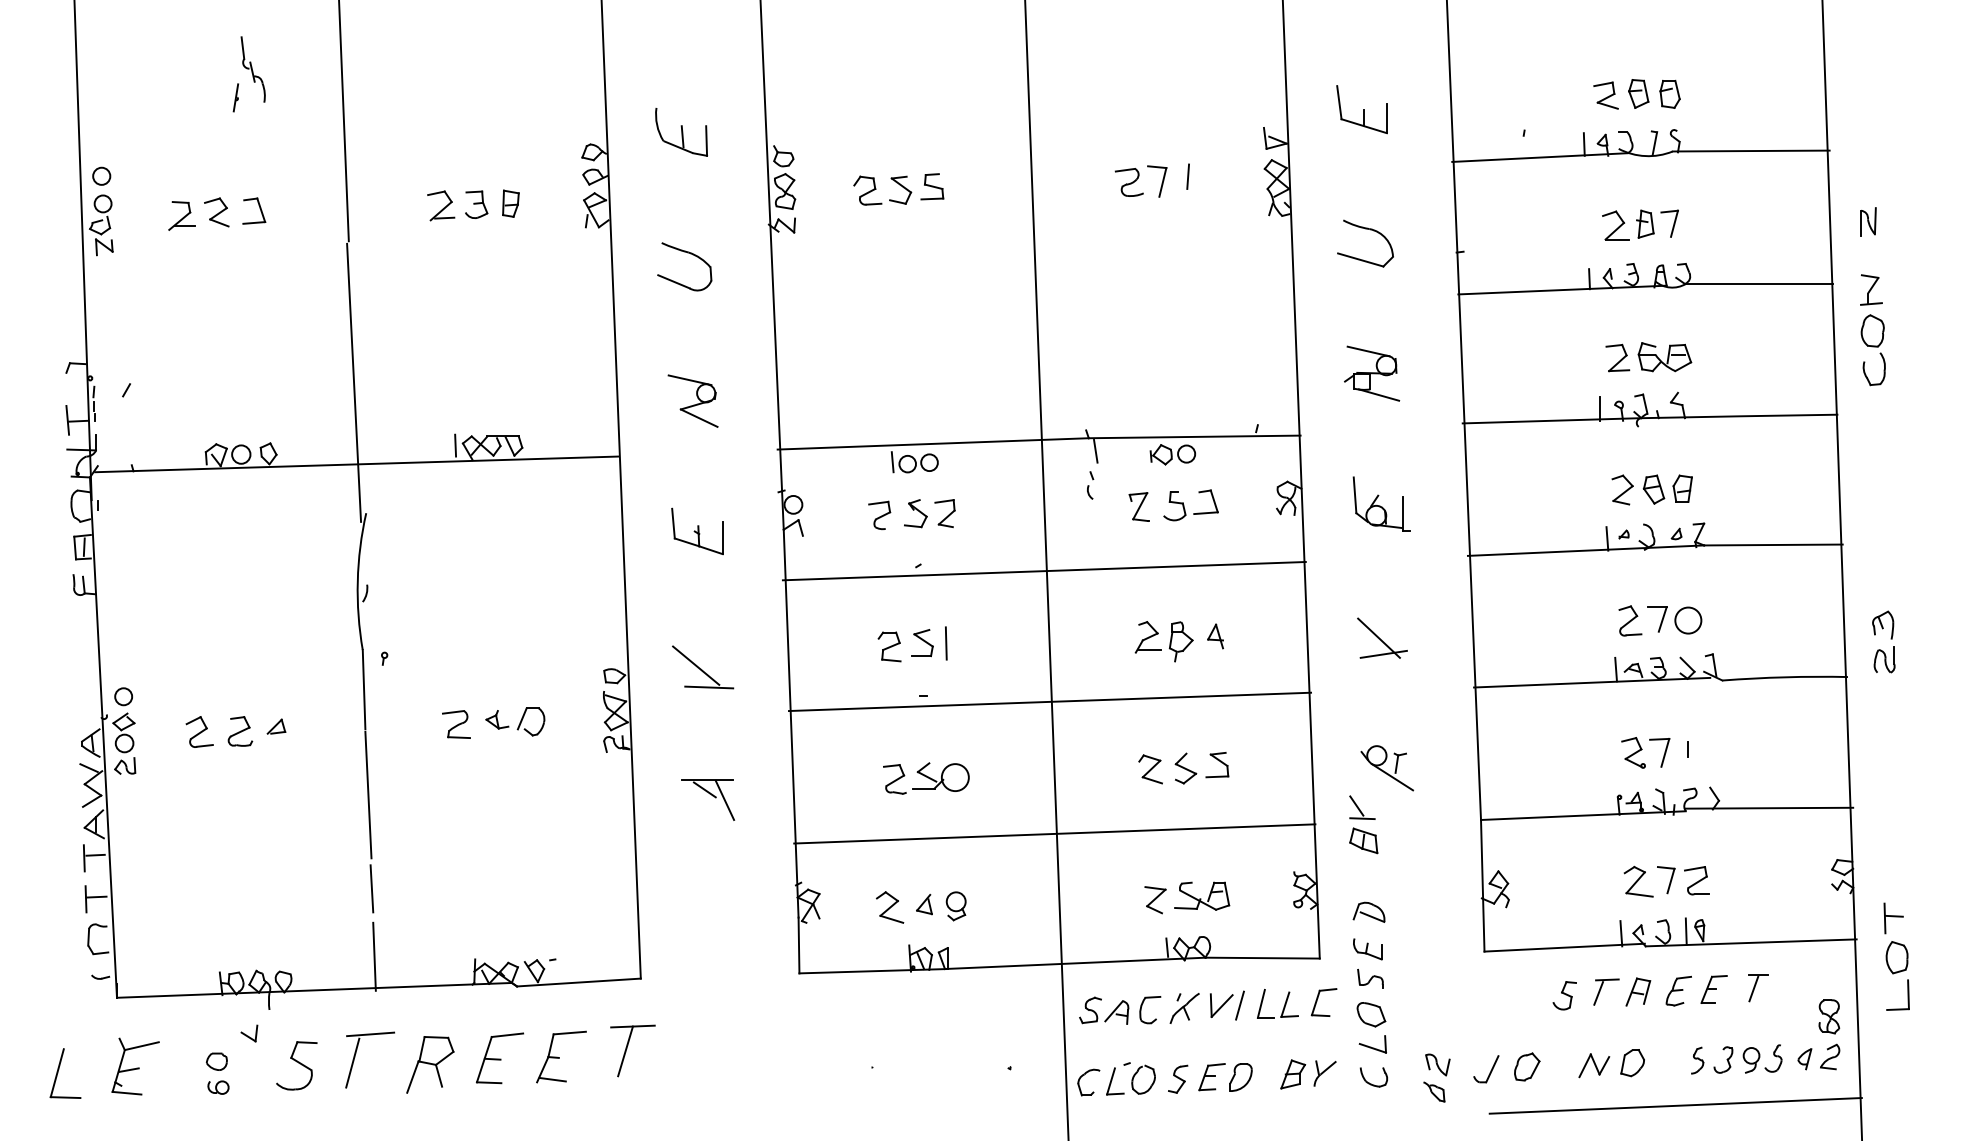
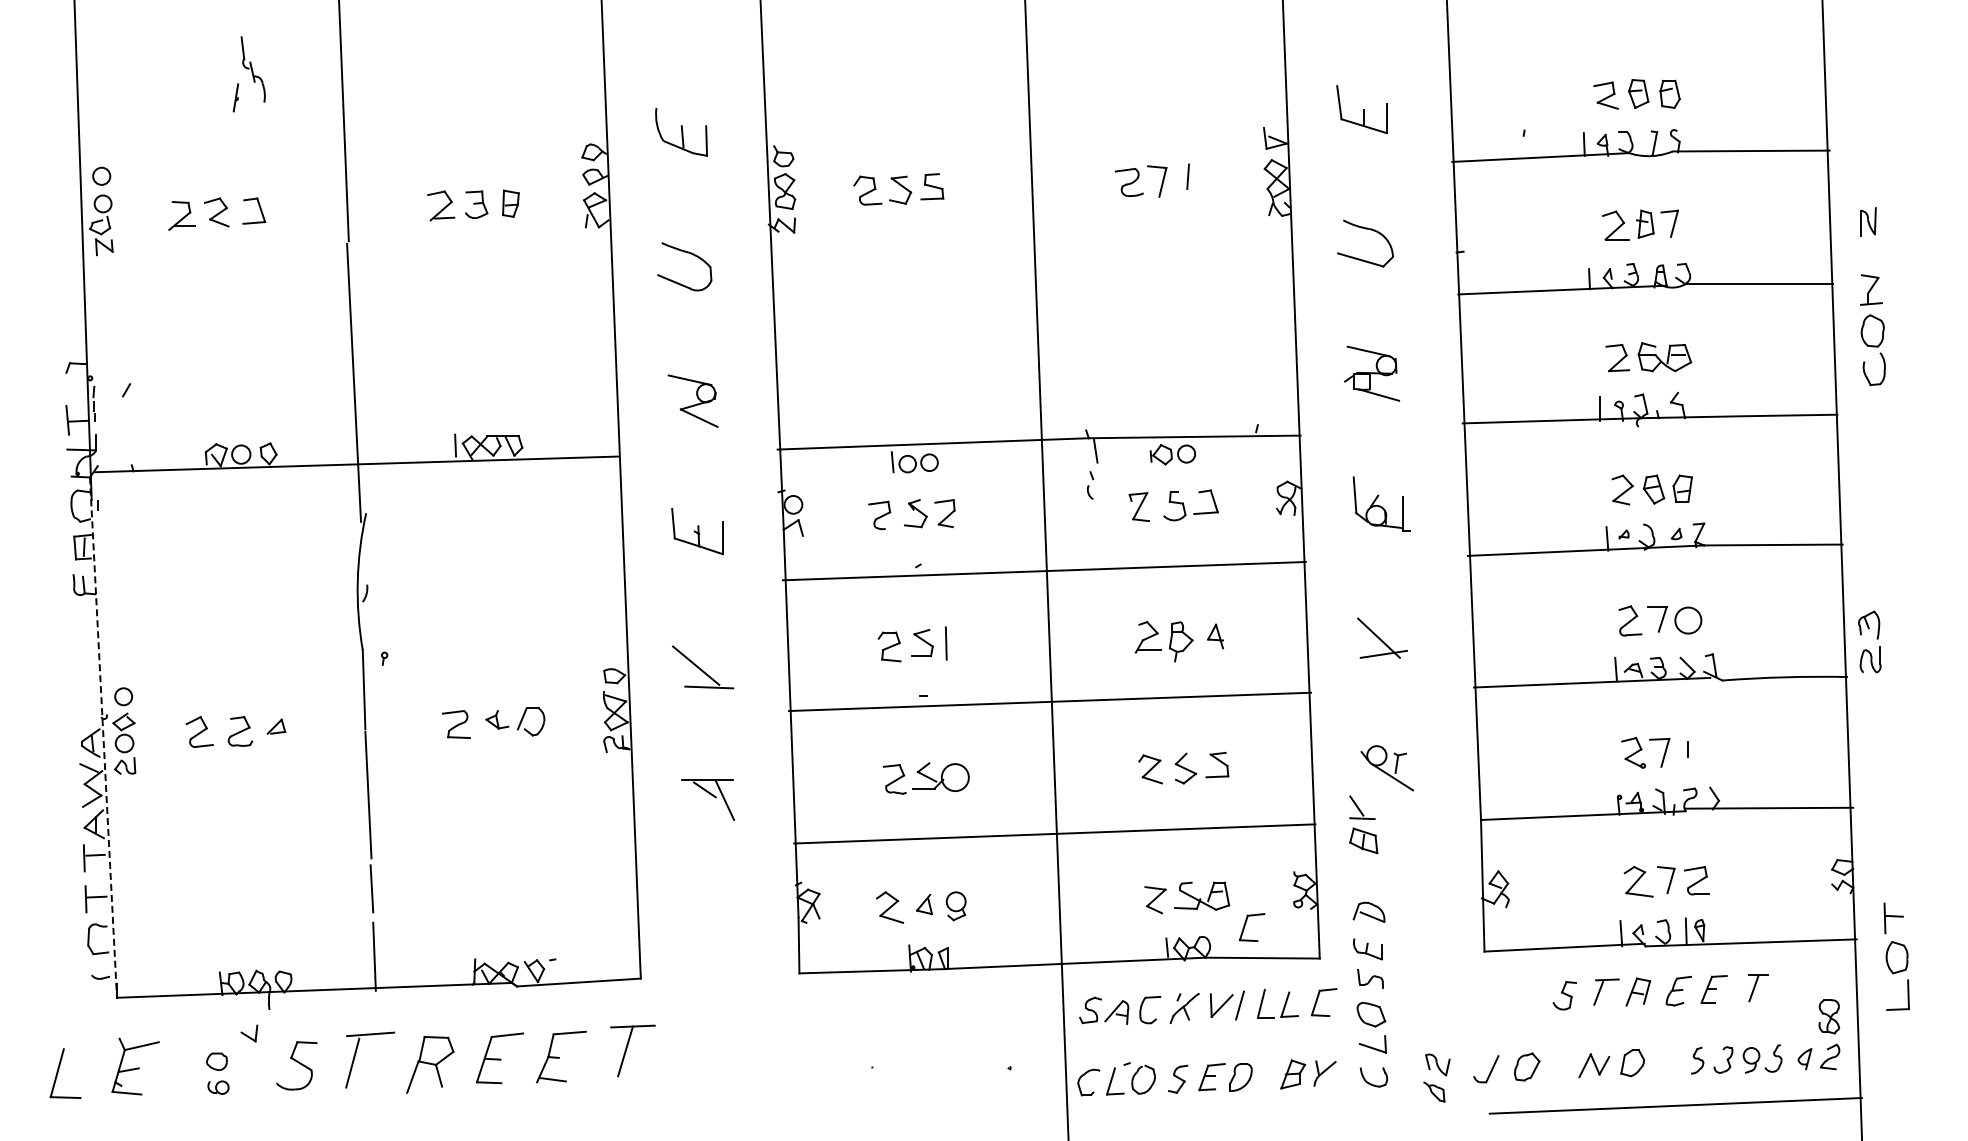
part position: (1890, 639) -> (1876, 639) (1876, 639)
line: solid -> dashed (103, 737)
part: none -> present (1245, 926)
